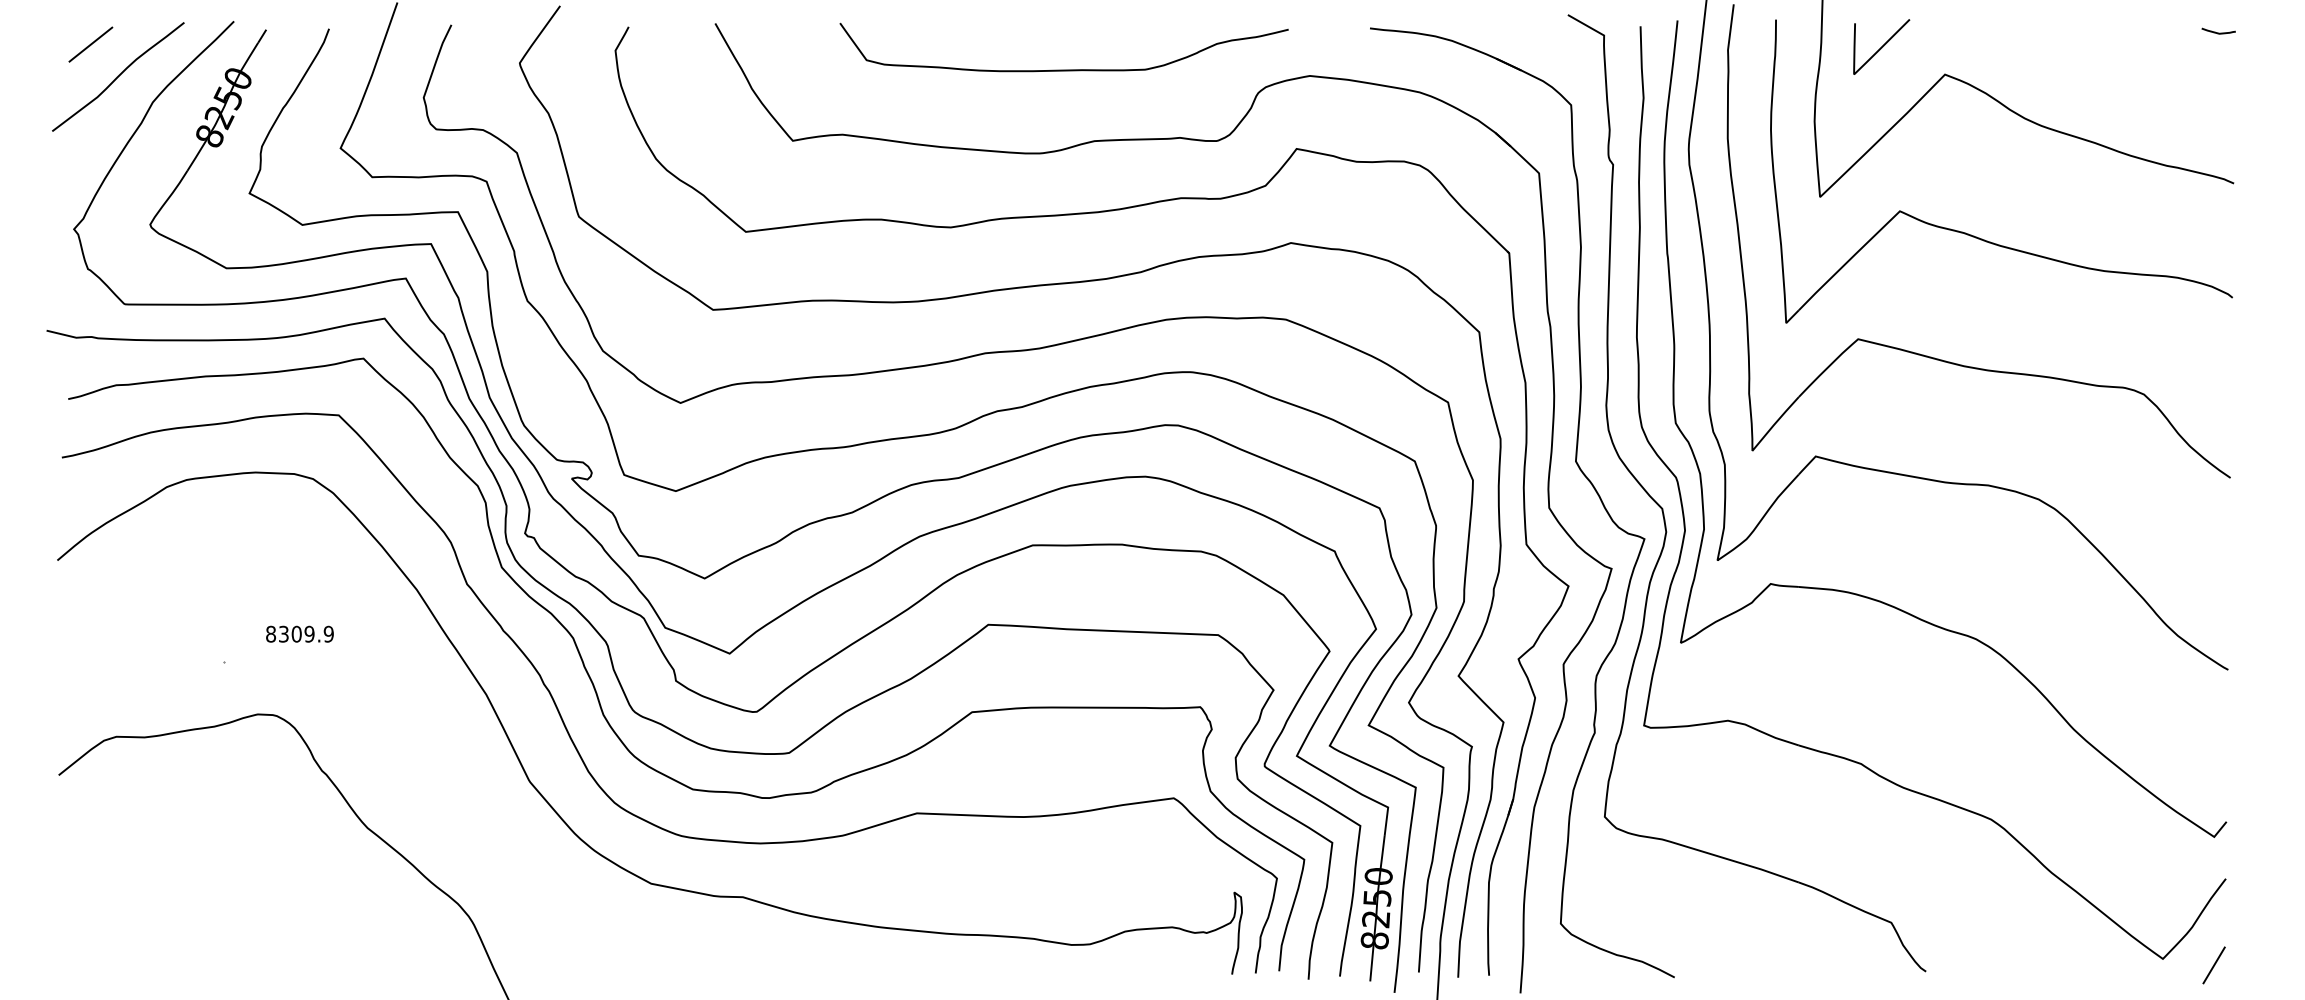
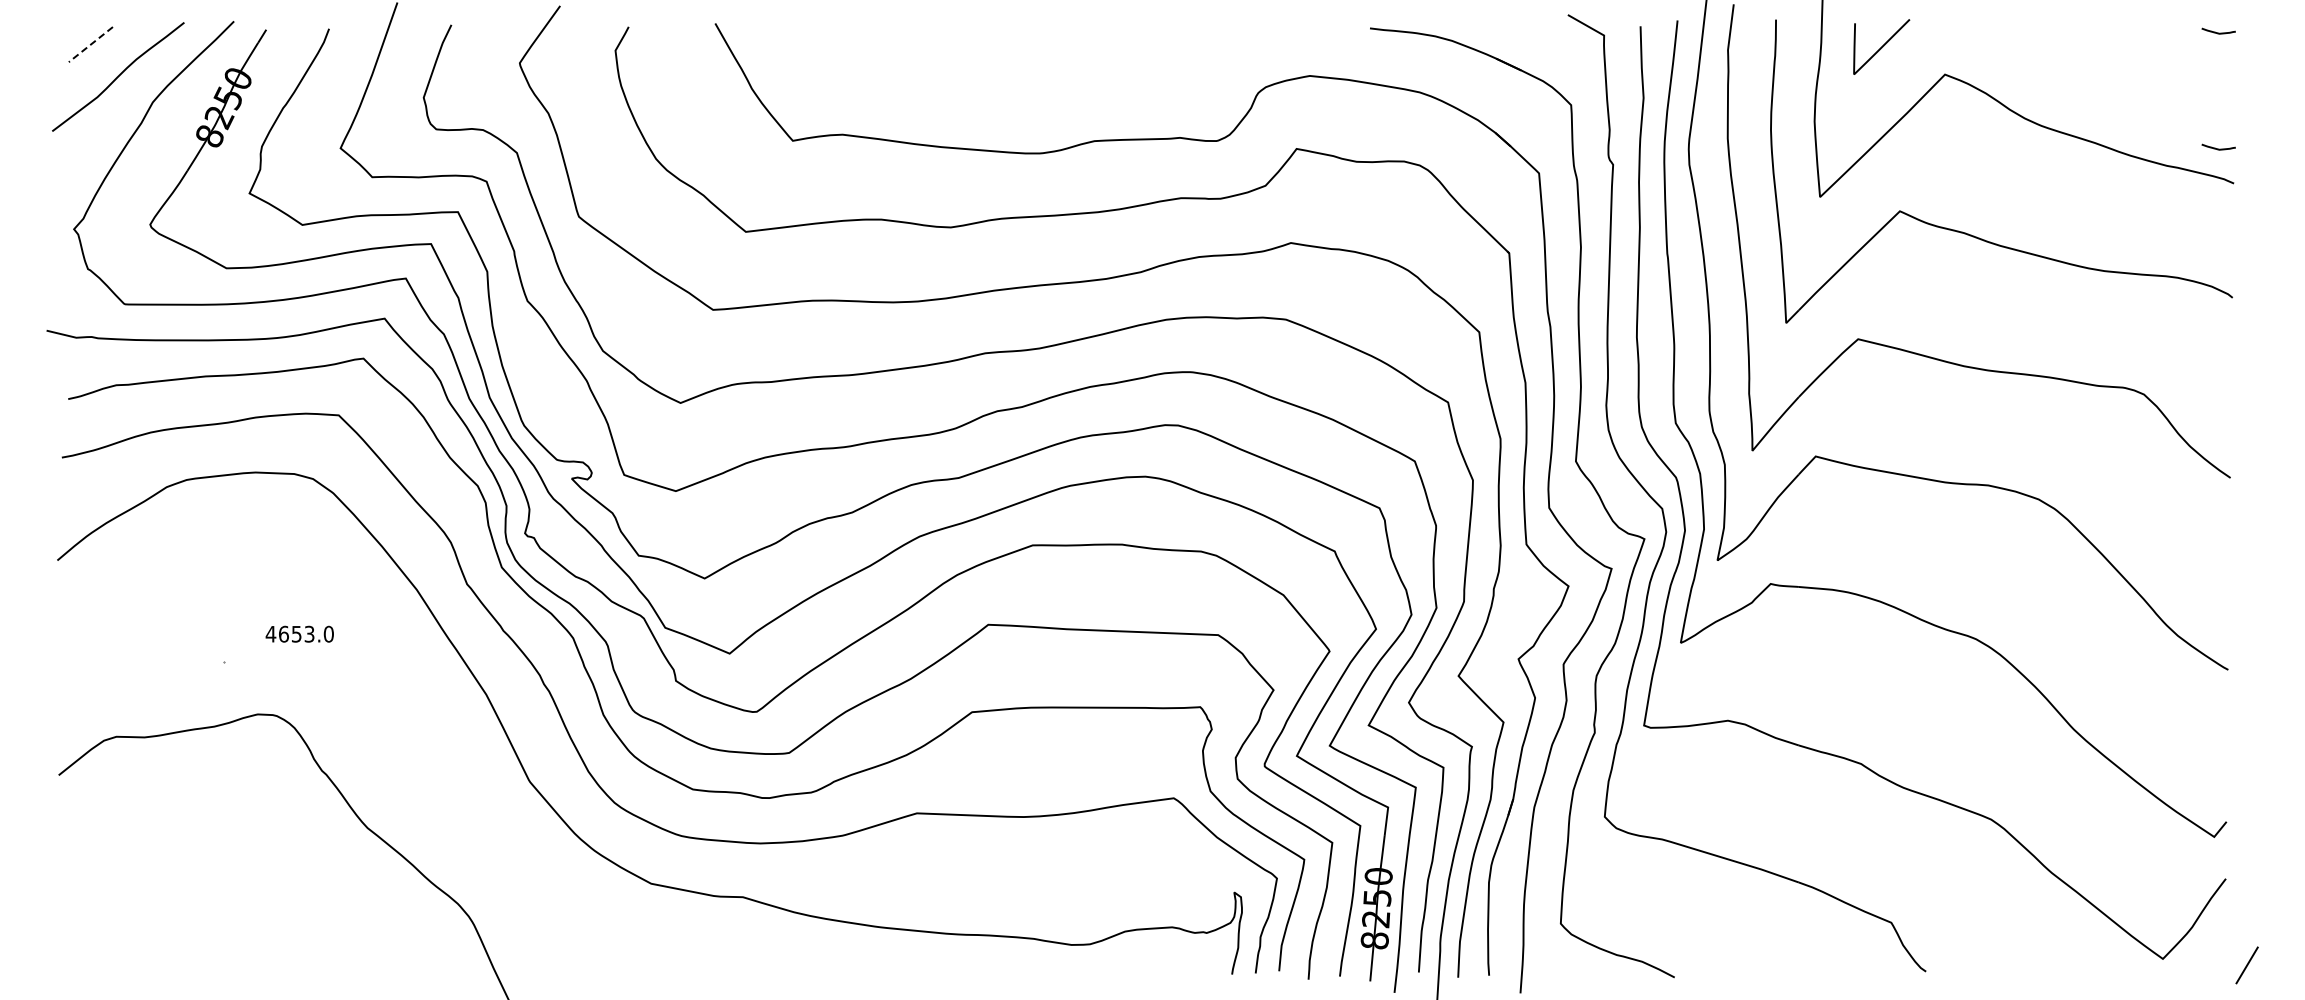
line: solid -> dashed (89, 45)
curve: present -> none (1063, 69)
curve: none -> present (2218, 148)
text: 8309.9 -> 4653.0 (299, 633)
line position: (2213, 965) -> (2246, 965) (2246, 965)
